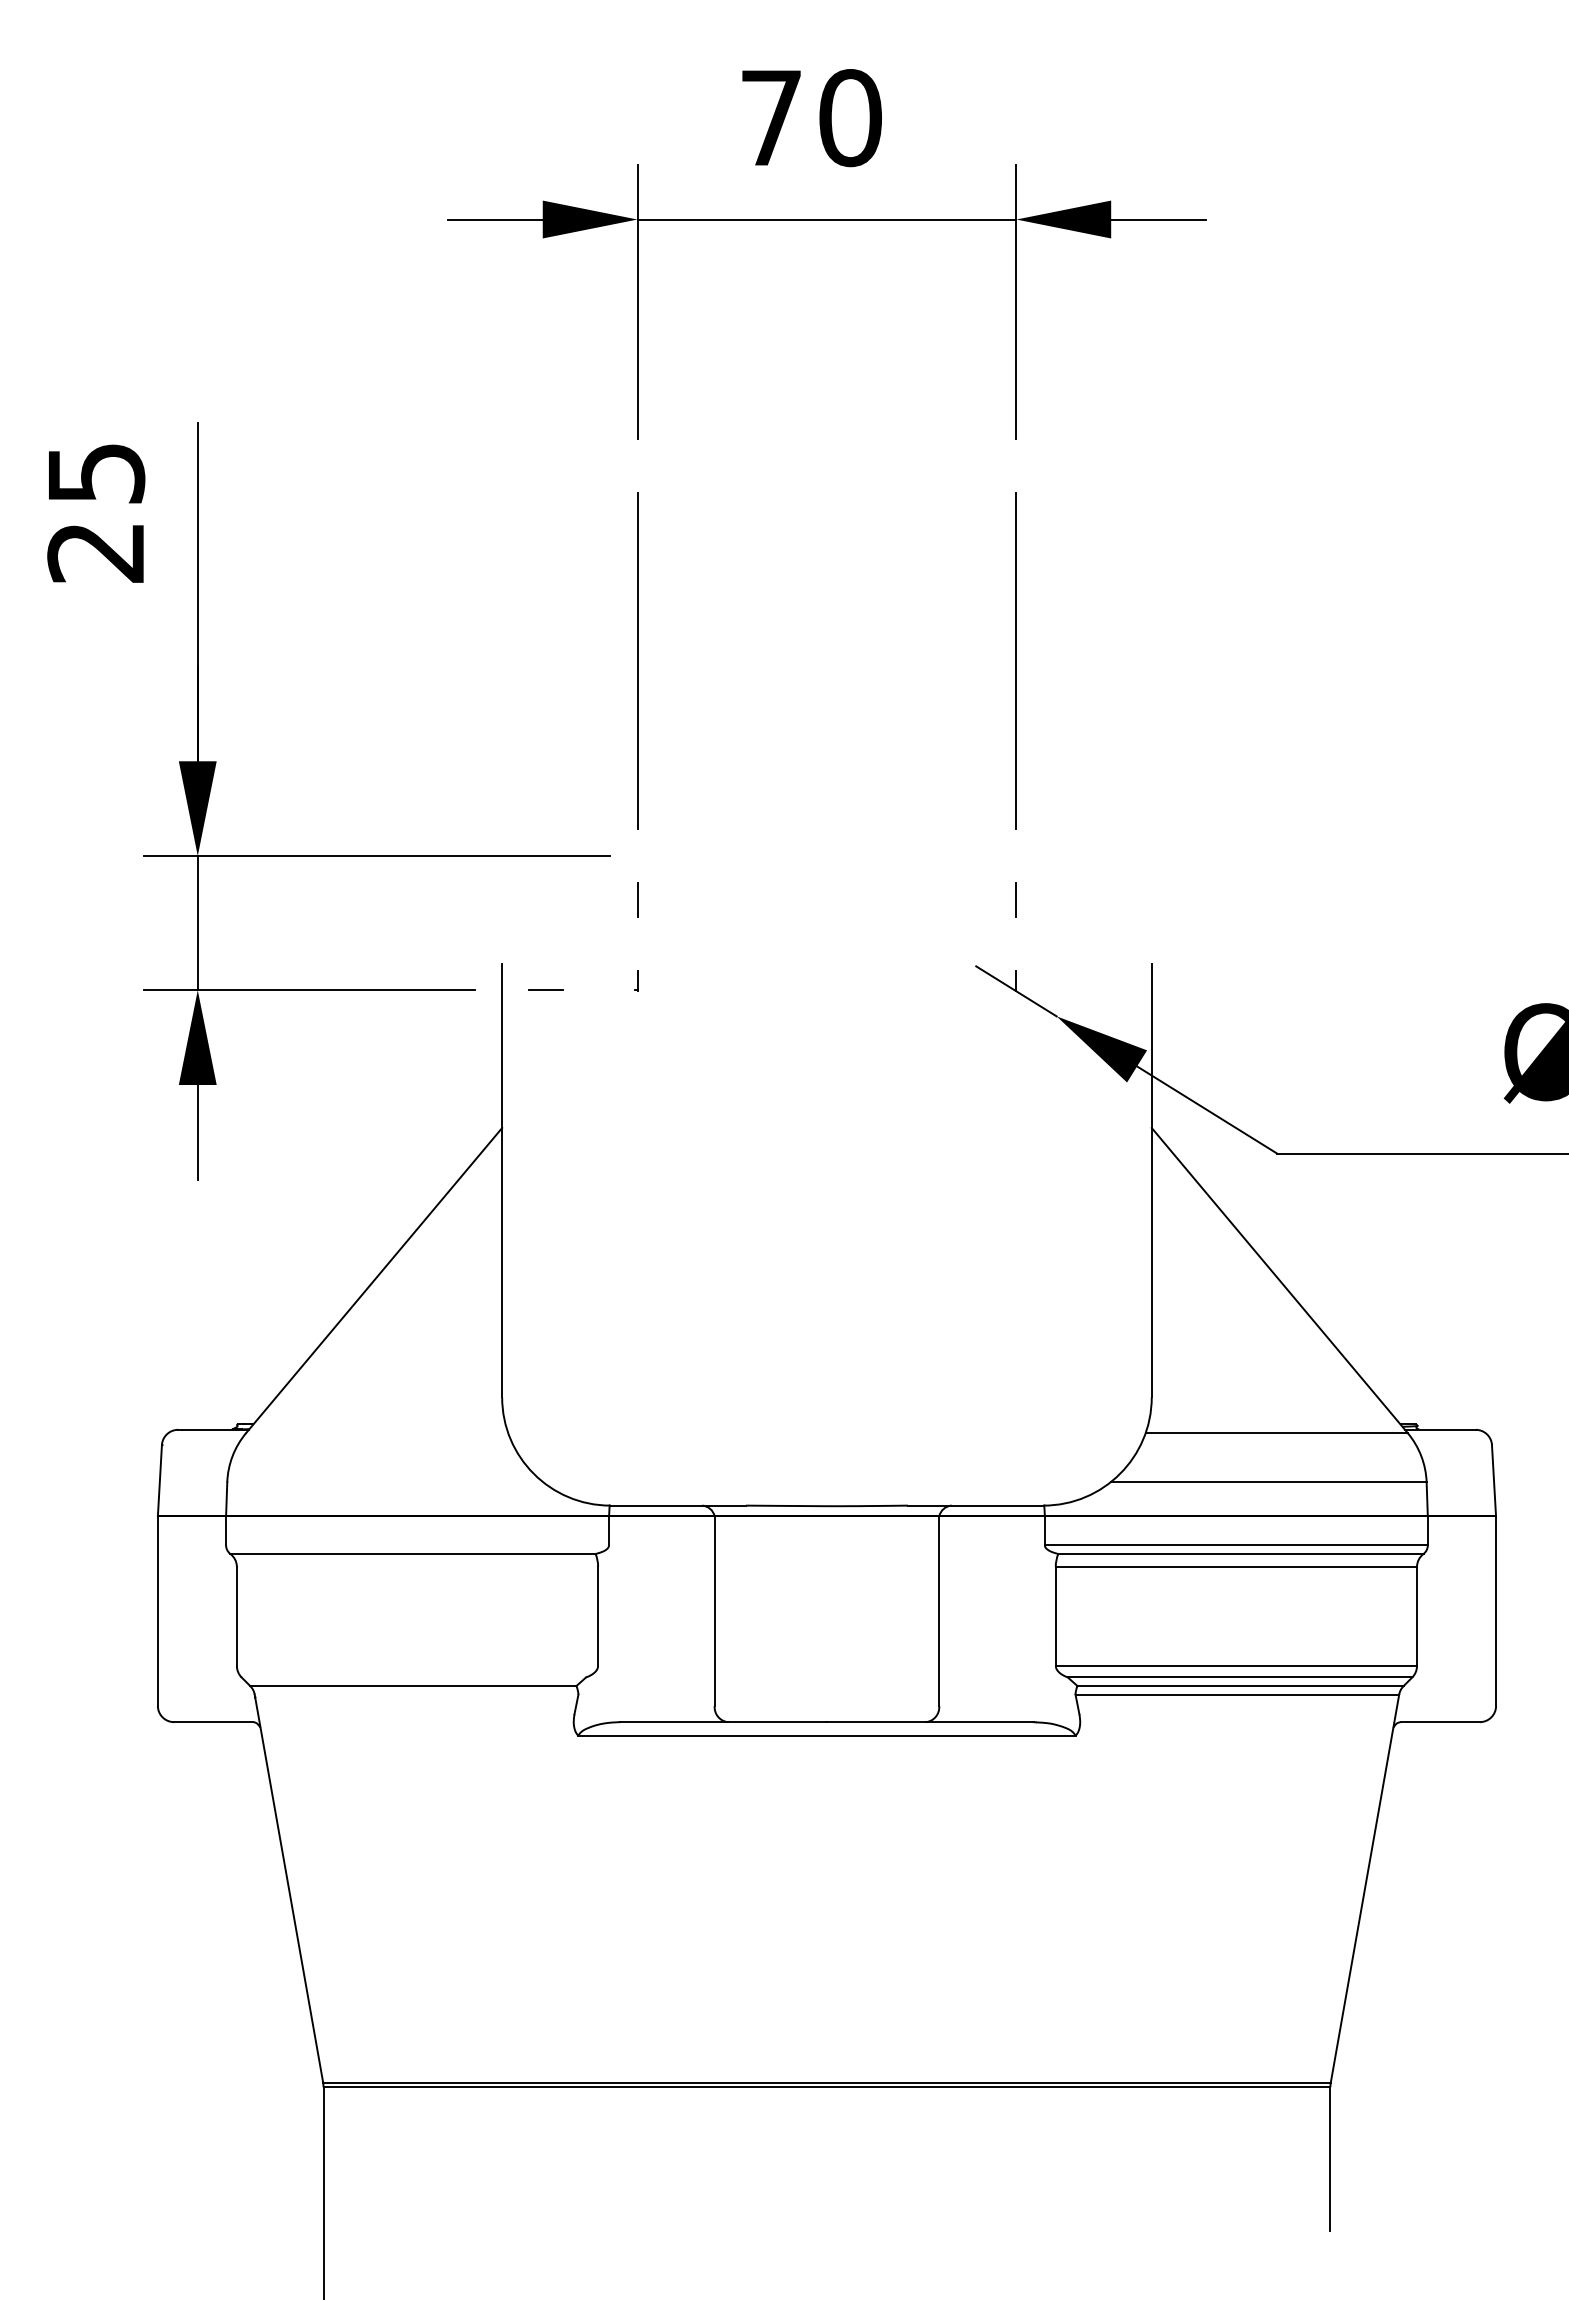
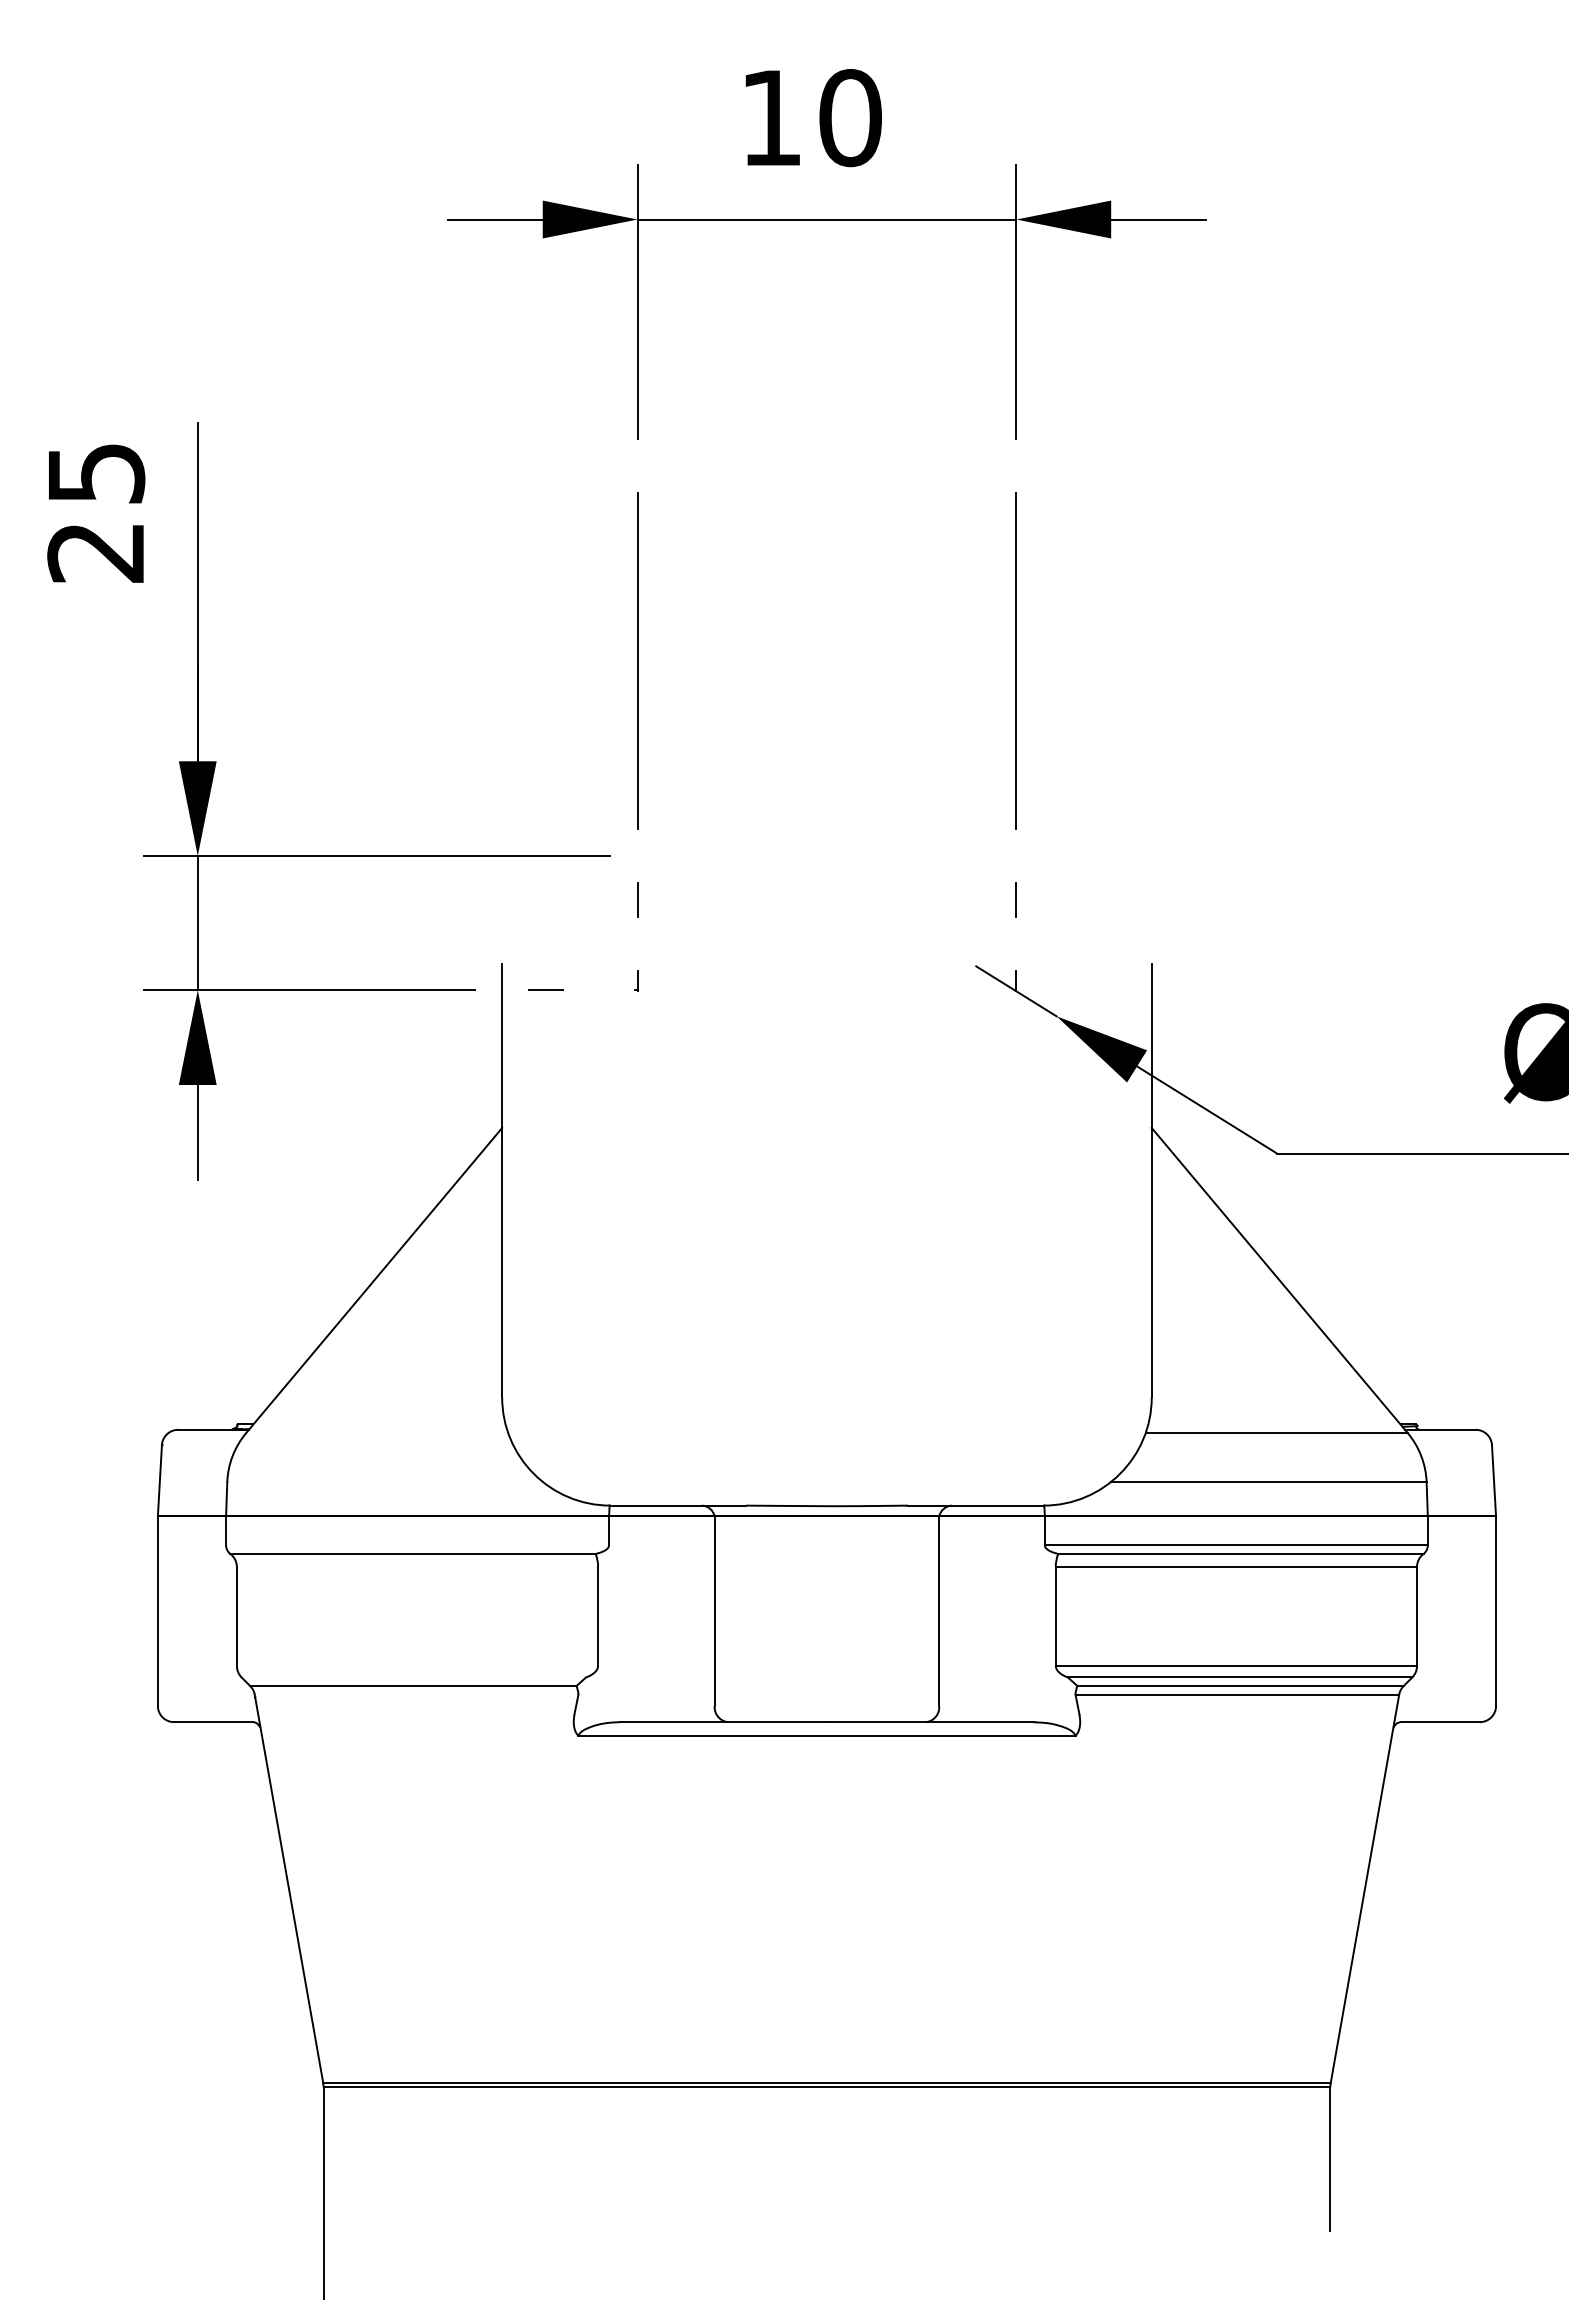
text: 70 -> 10 (771, 117)
